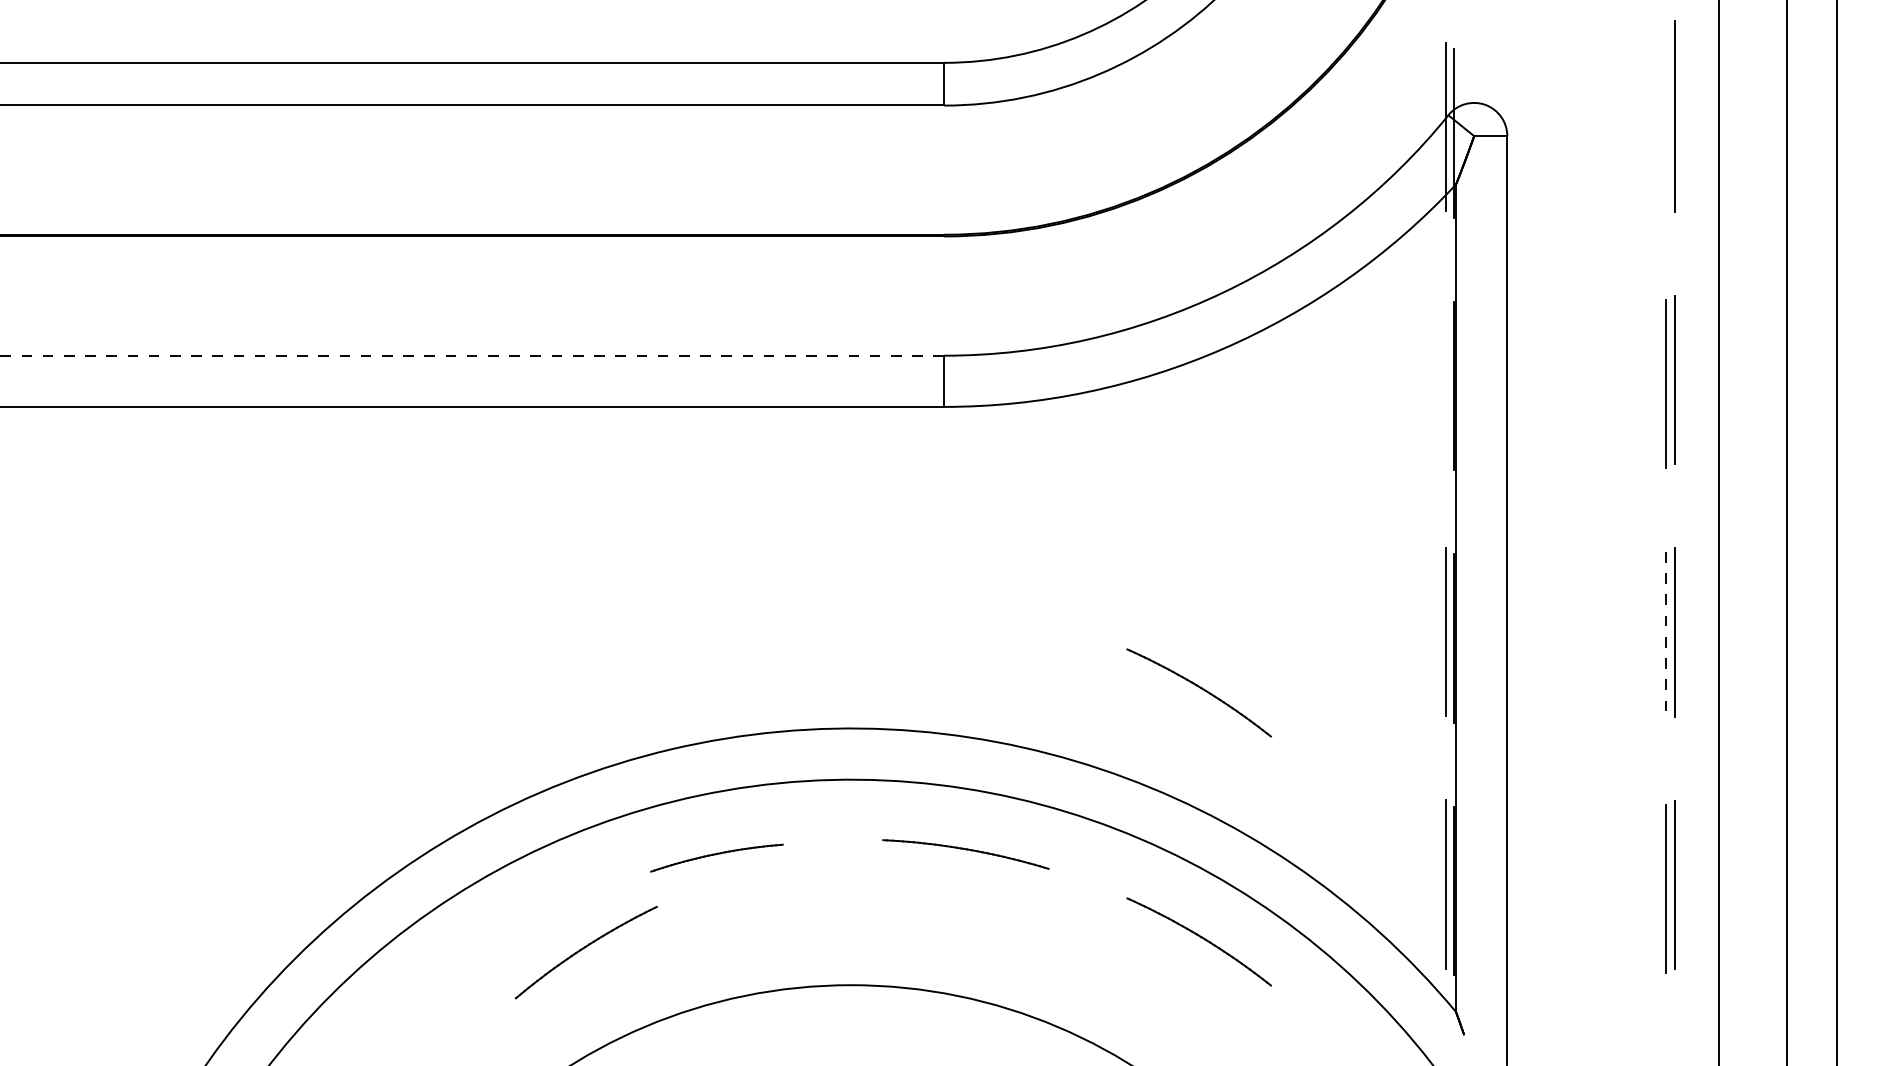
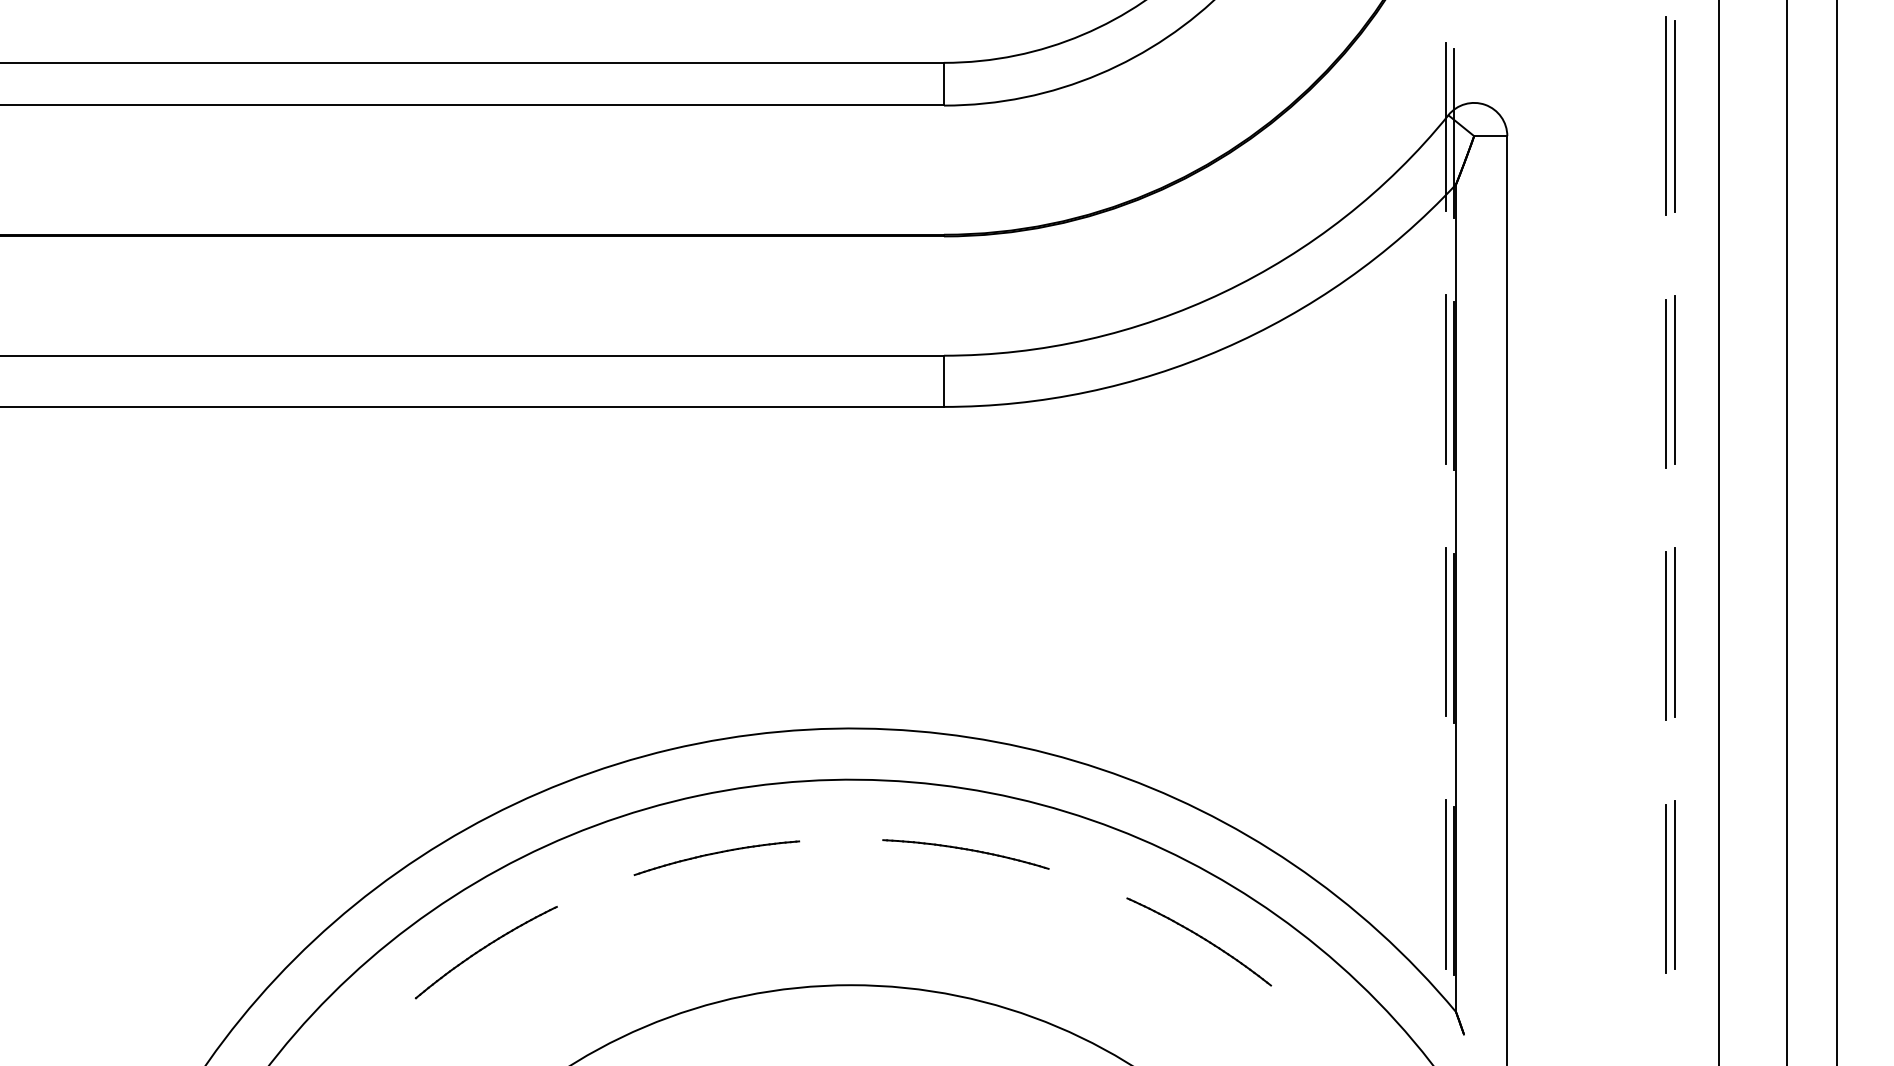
line: none -> present (1666, 116)
line: dashed -> solid (472, 355)
line: none -> present (1445, 379)
line: dashed -> solid (1666, 636)
part: present -> none (1199, 692)
part size: 134x30 px -> 168x36 px (716, 857)
part position: (585, 952) -> (485, 952) (485, 952)
